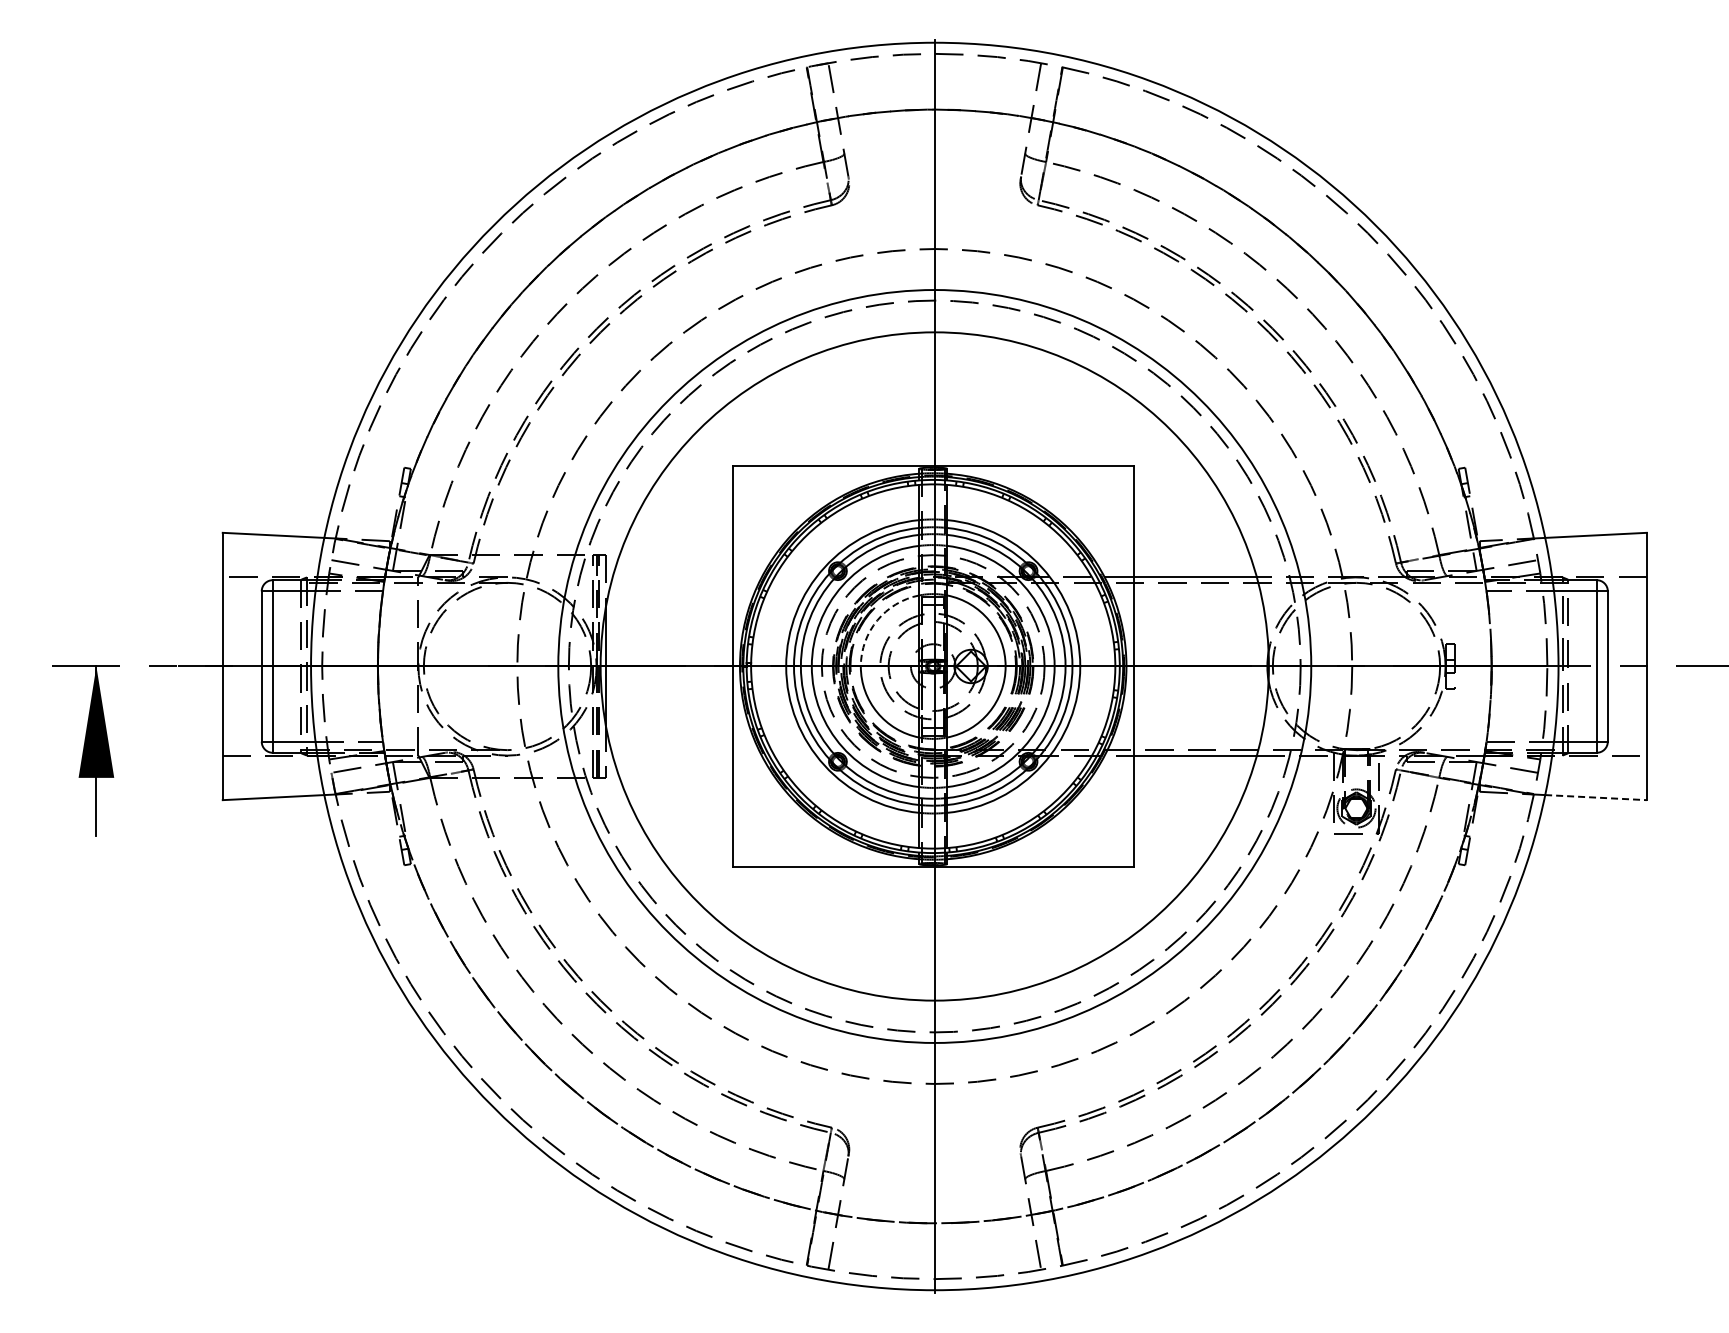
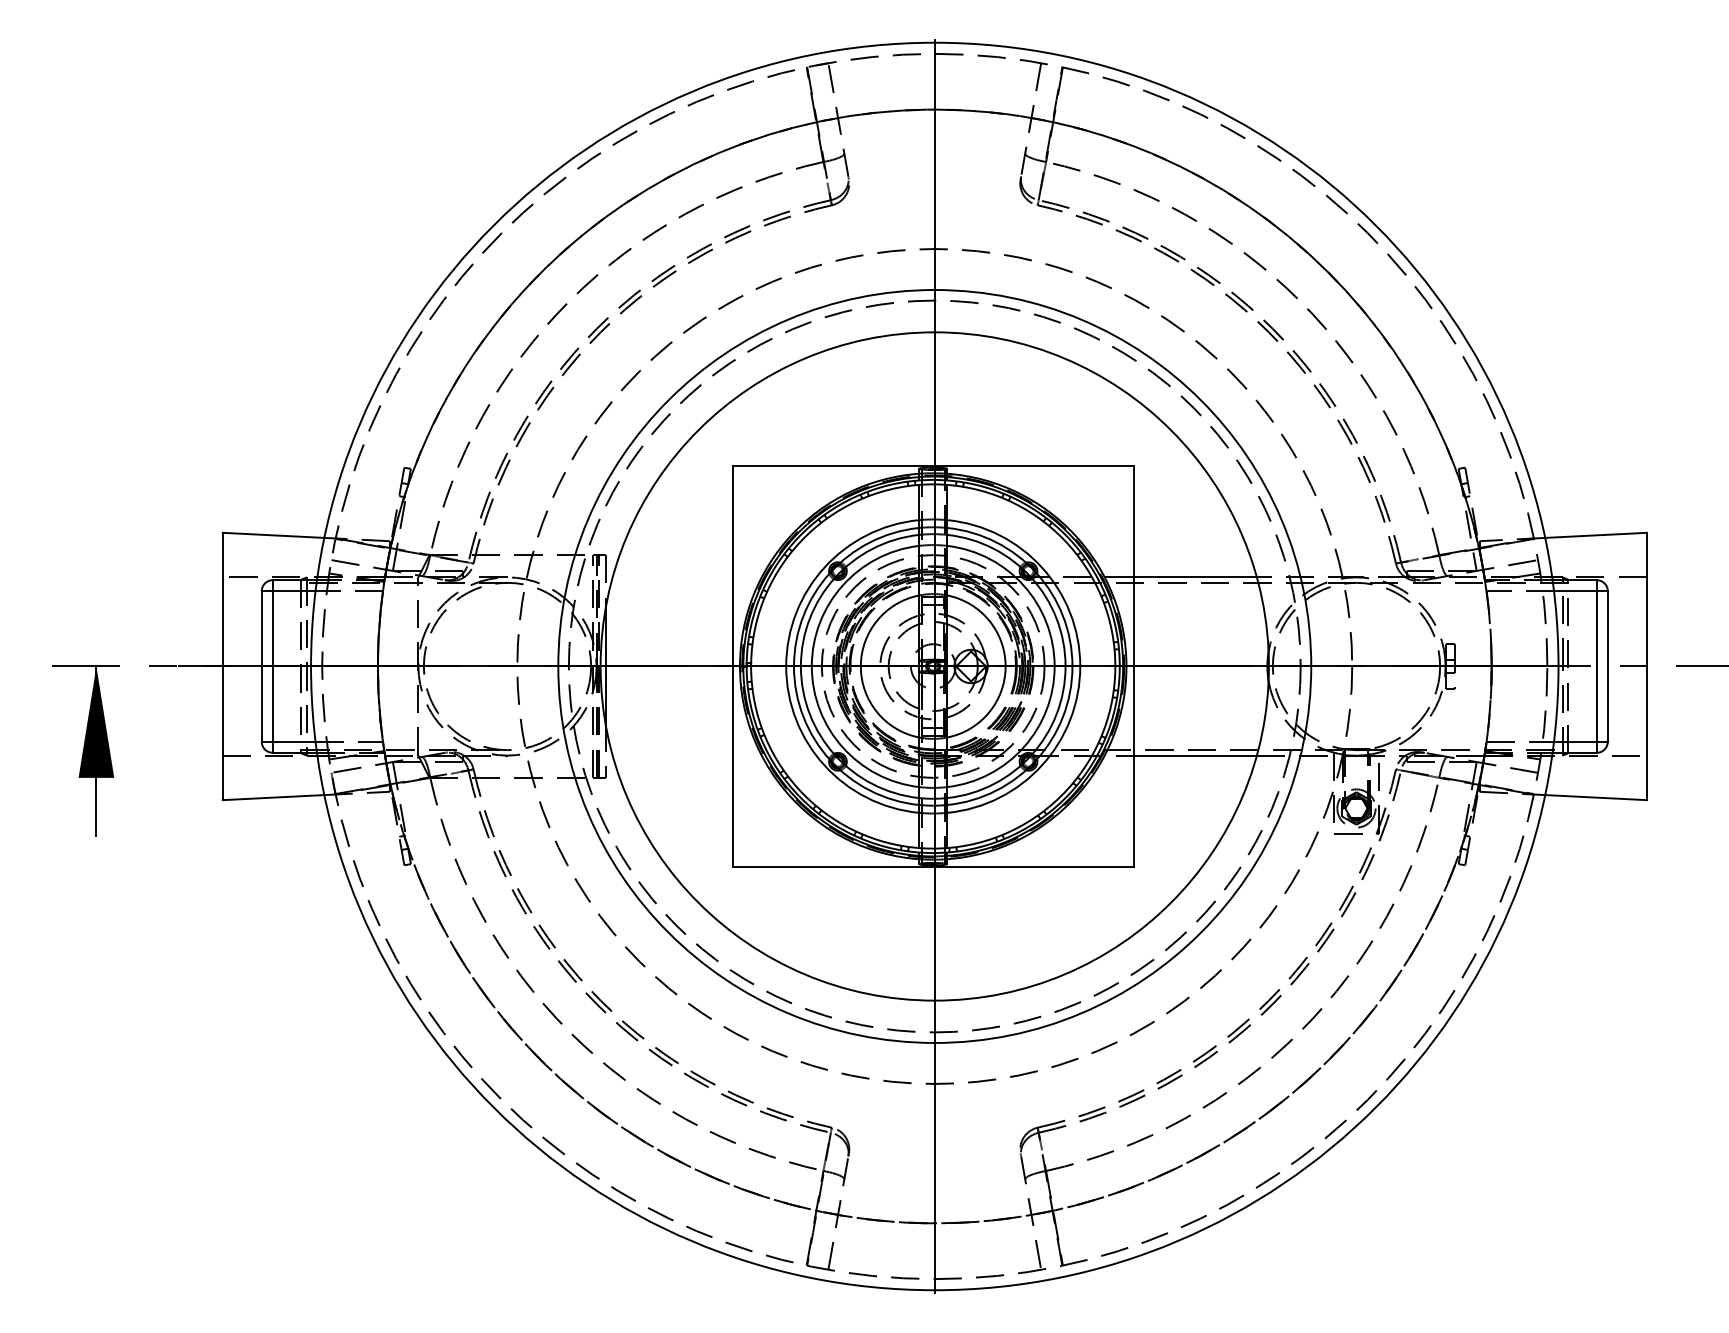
arc: dashed -> solid (877, 620)
line: dashed -> solid (1595, 797)
